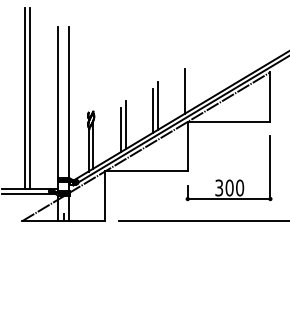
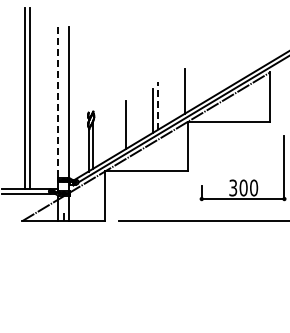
line: solid -> dashed (58, 102)
line: solid -> dashed (157, 105)
line: present -> none (120, 130)
part position: (228, 179) -> (242, 179) (242, 179)
